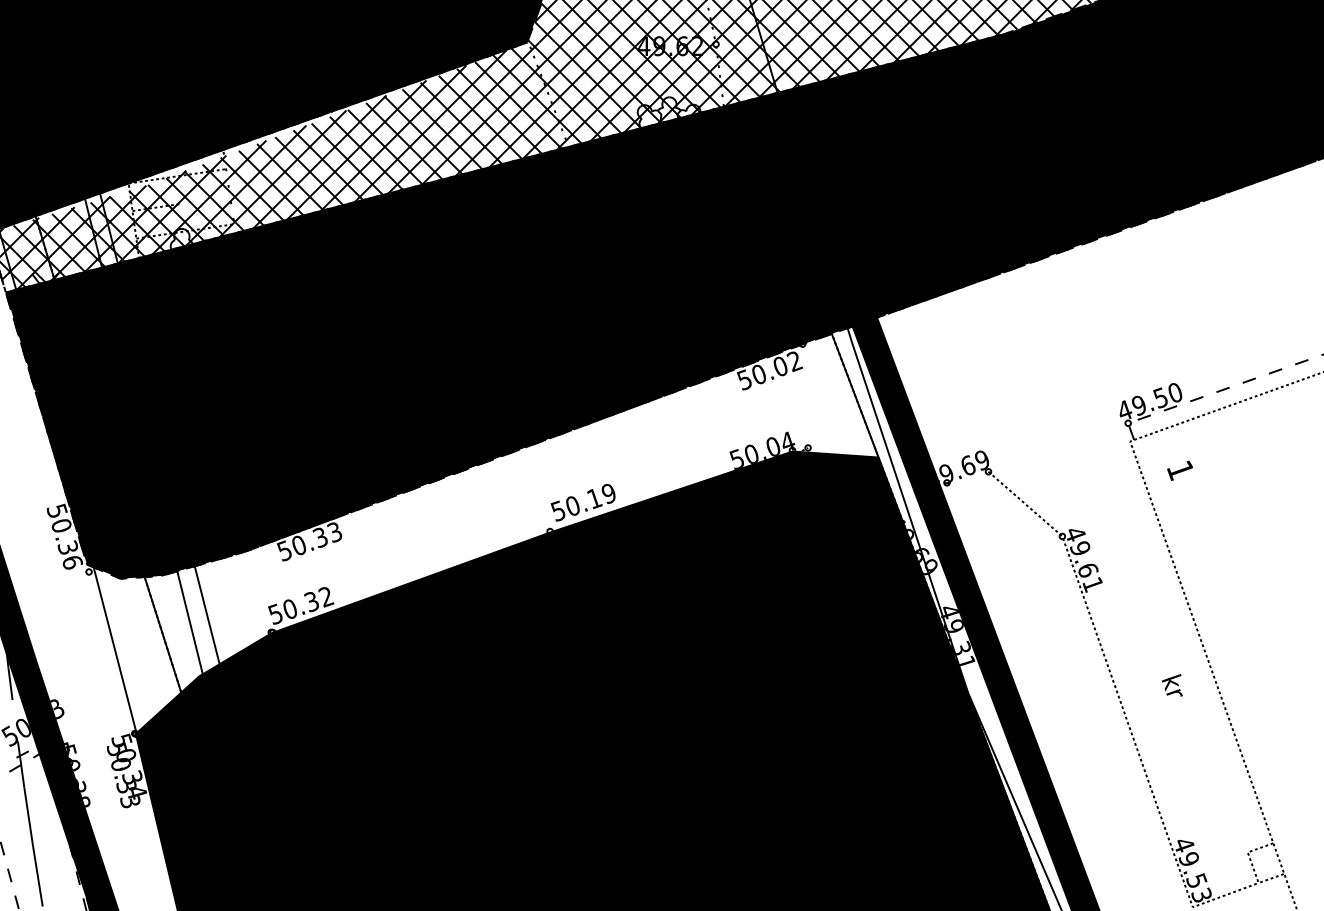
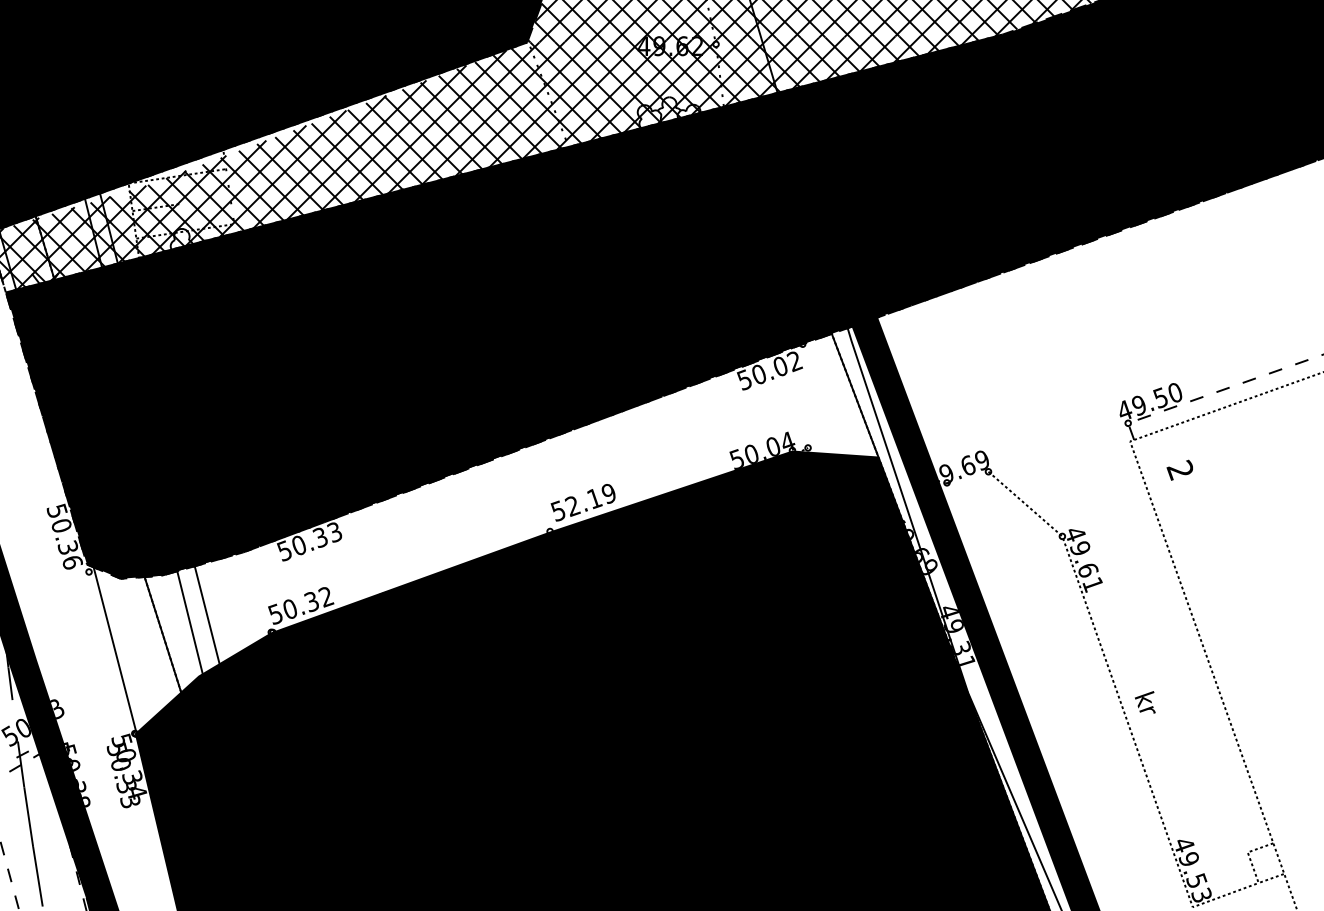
text: 1 -> 2 (1179, 469)
text: 50.19 -> 52.19 (572, 506)
text position: (1172, 685) -> (1145, 702) (1145, 702)
